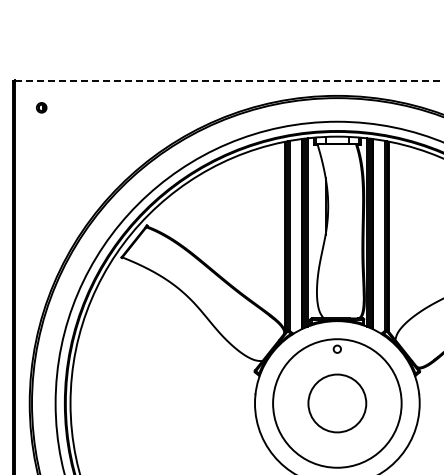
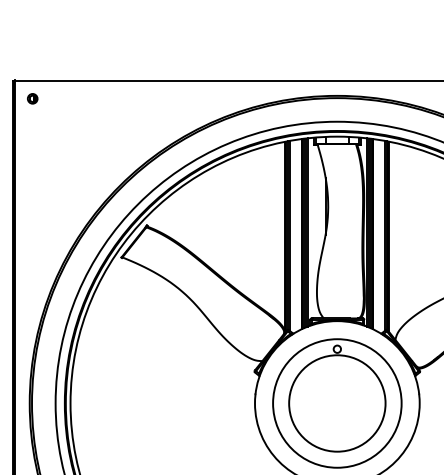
line: dashed -> solid (228, 81)
part position: (41, 107) -> (32, 98) (32, 98)
circle diameter: 58 px -> 96 px (337, 403)
